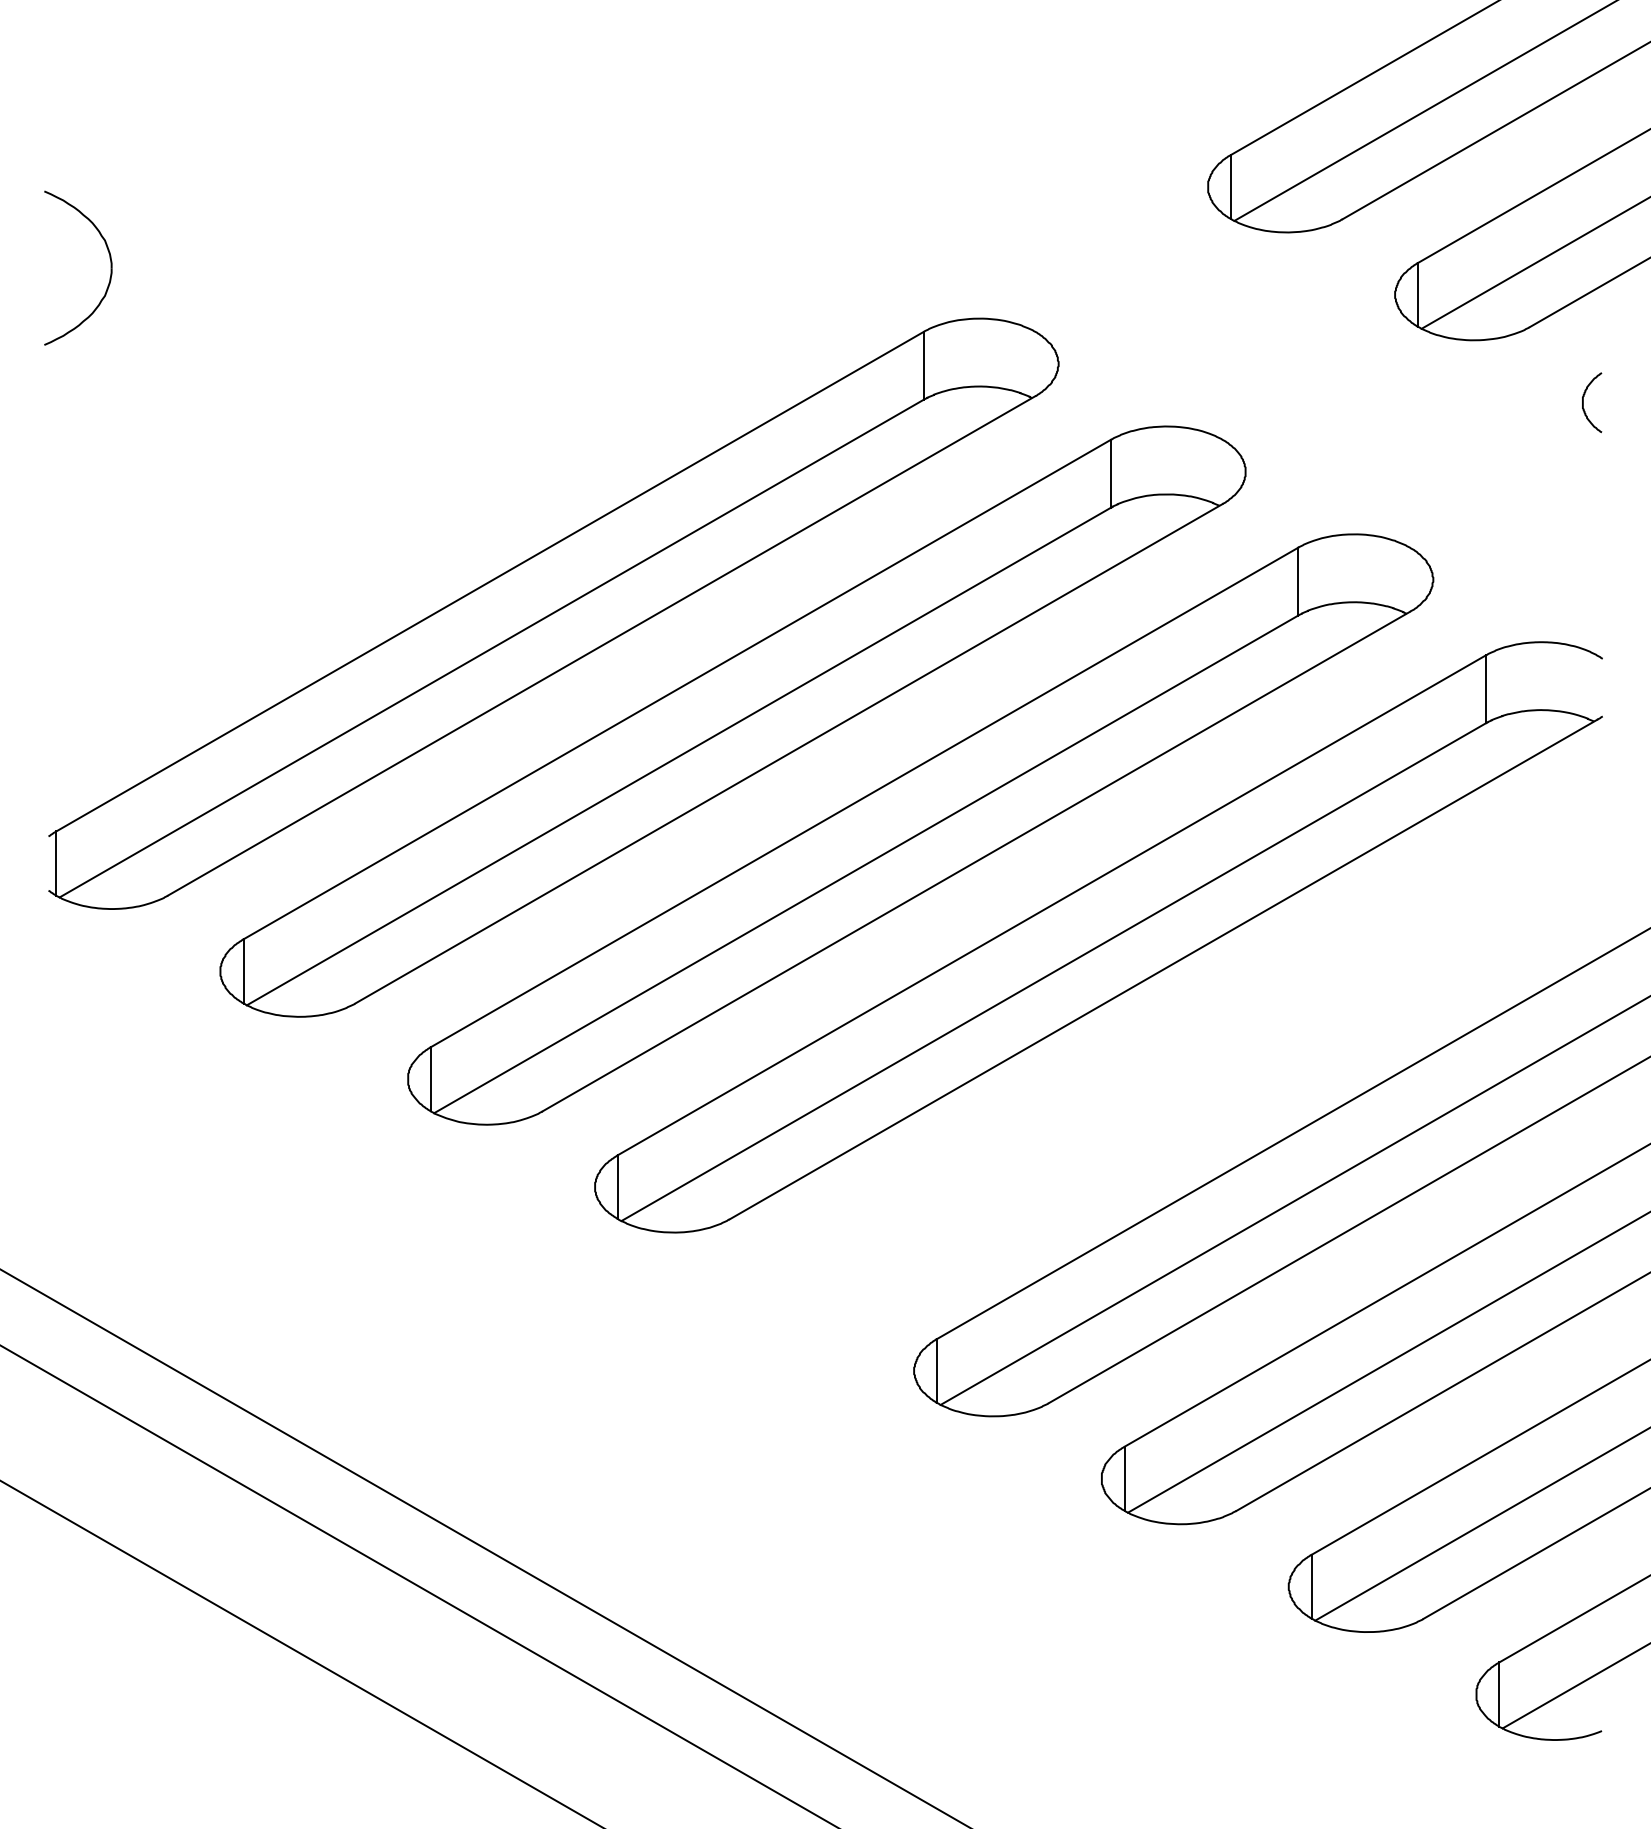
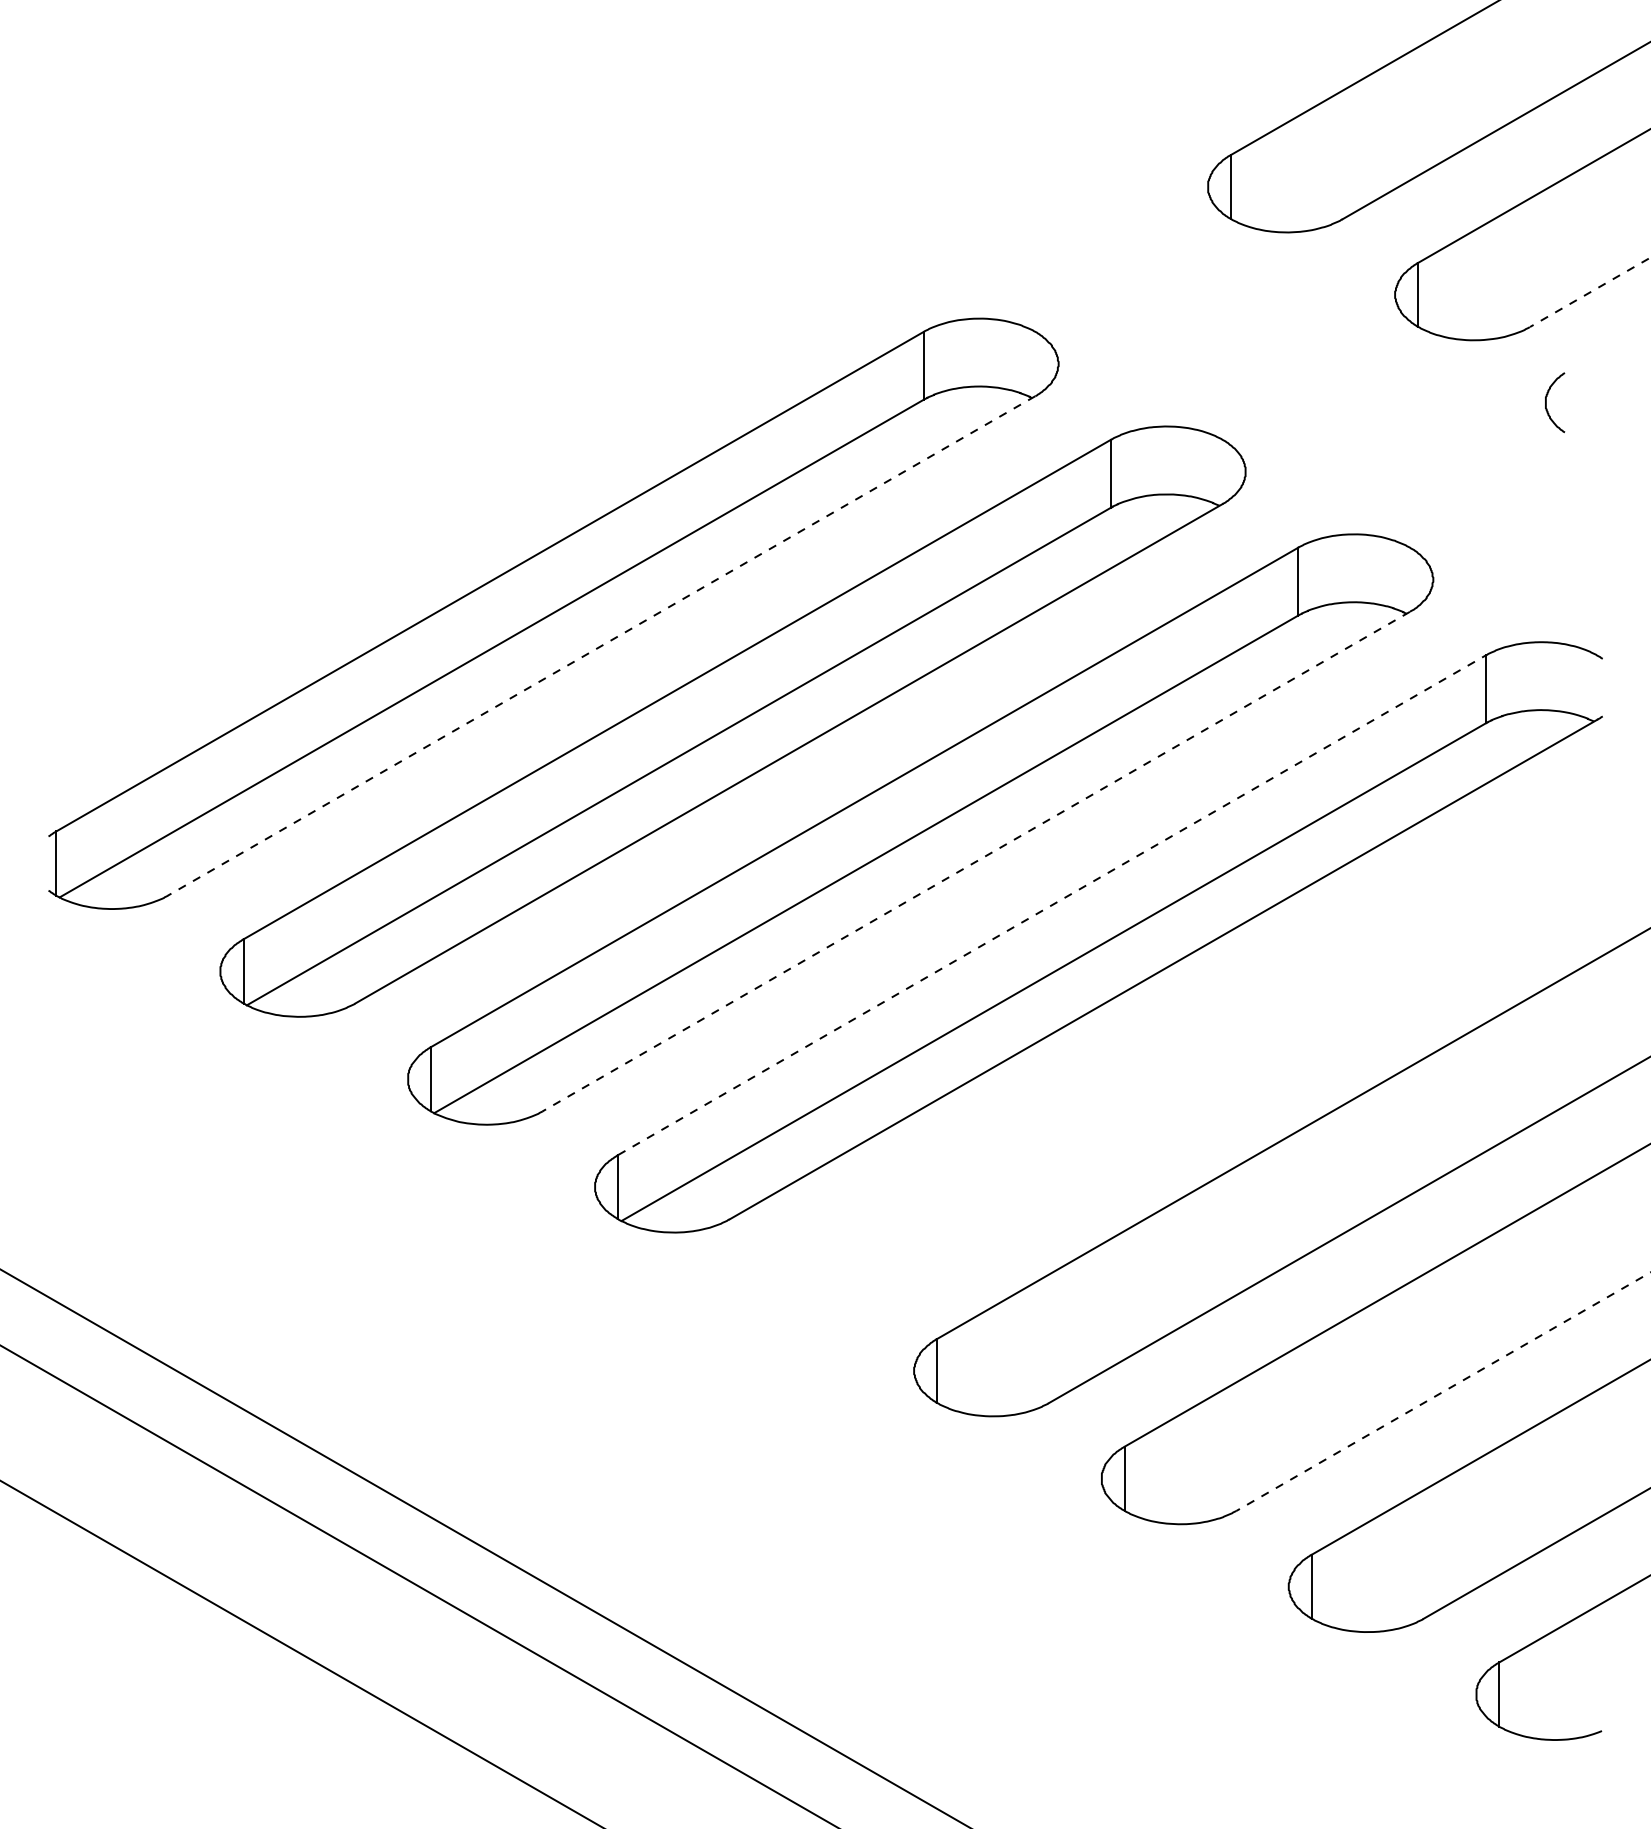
line: present -> none (1424, 111)
line: present -> none (1534, 263)
part: present -> none (110, 267)
line: solid -> dashed (1589, 292)
curve position: (1583, 402) -> (1546, 402) (1546, 402)
line: solid -> dashed (601, 646)
line: solid -> dashed (975, 861)
line: solid -> dashed (1052, 905)
line: present -> none (1293, 1200)
line: present -> none (1387, 1362)
line: solid -> dashed (1443, 1391)
line: present -> none (1481, 1524)
line: present -> none (1574, 1686)
